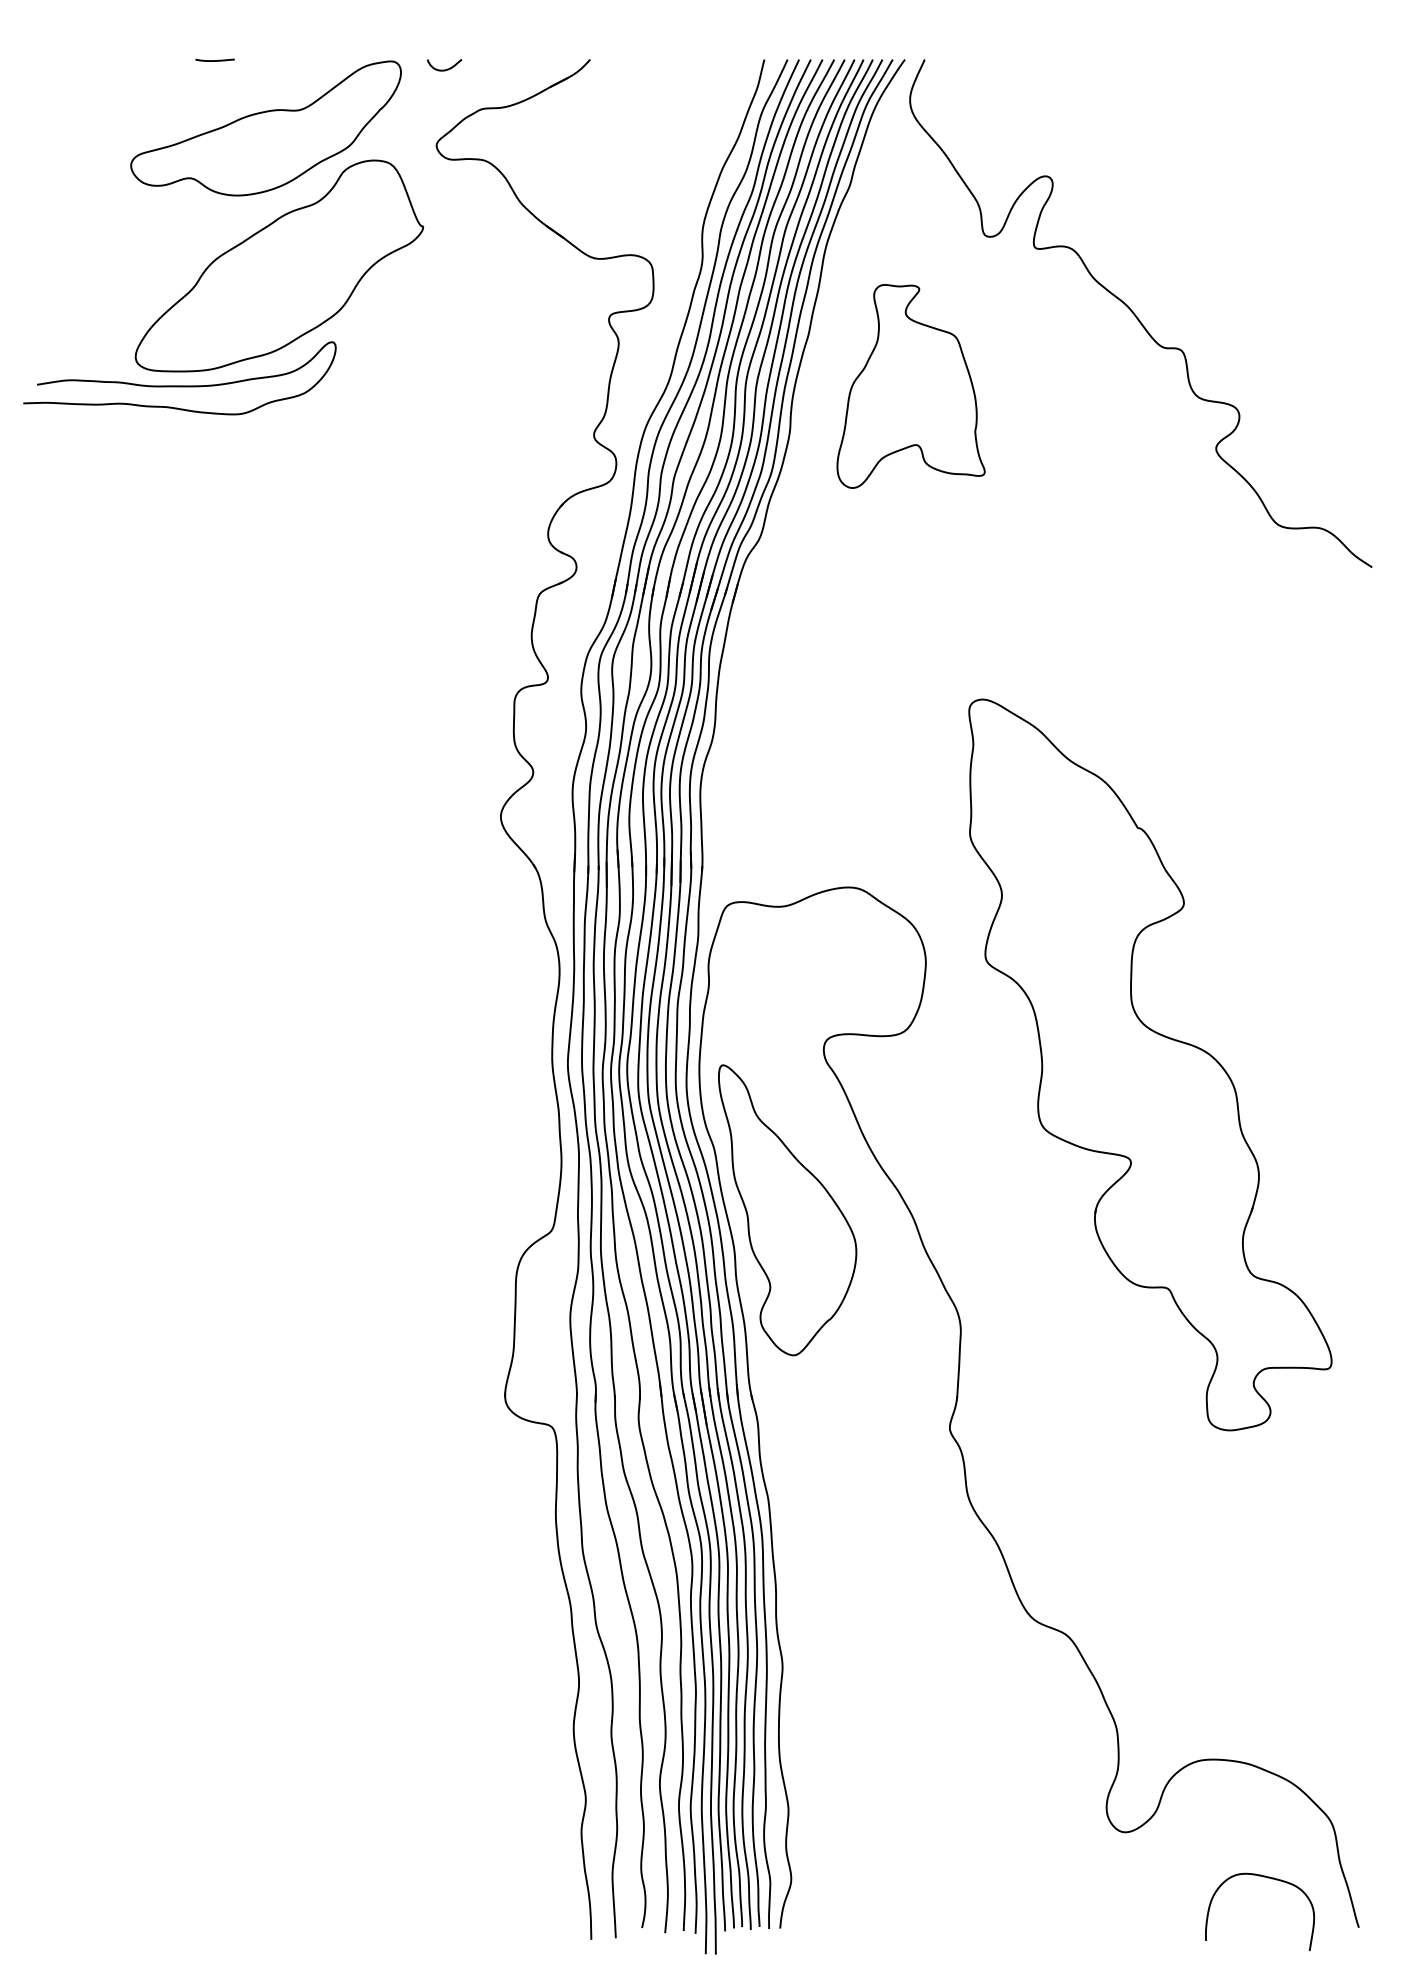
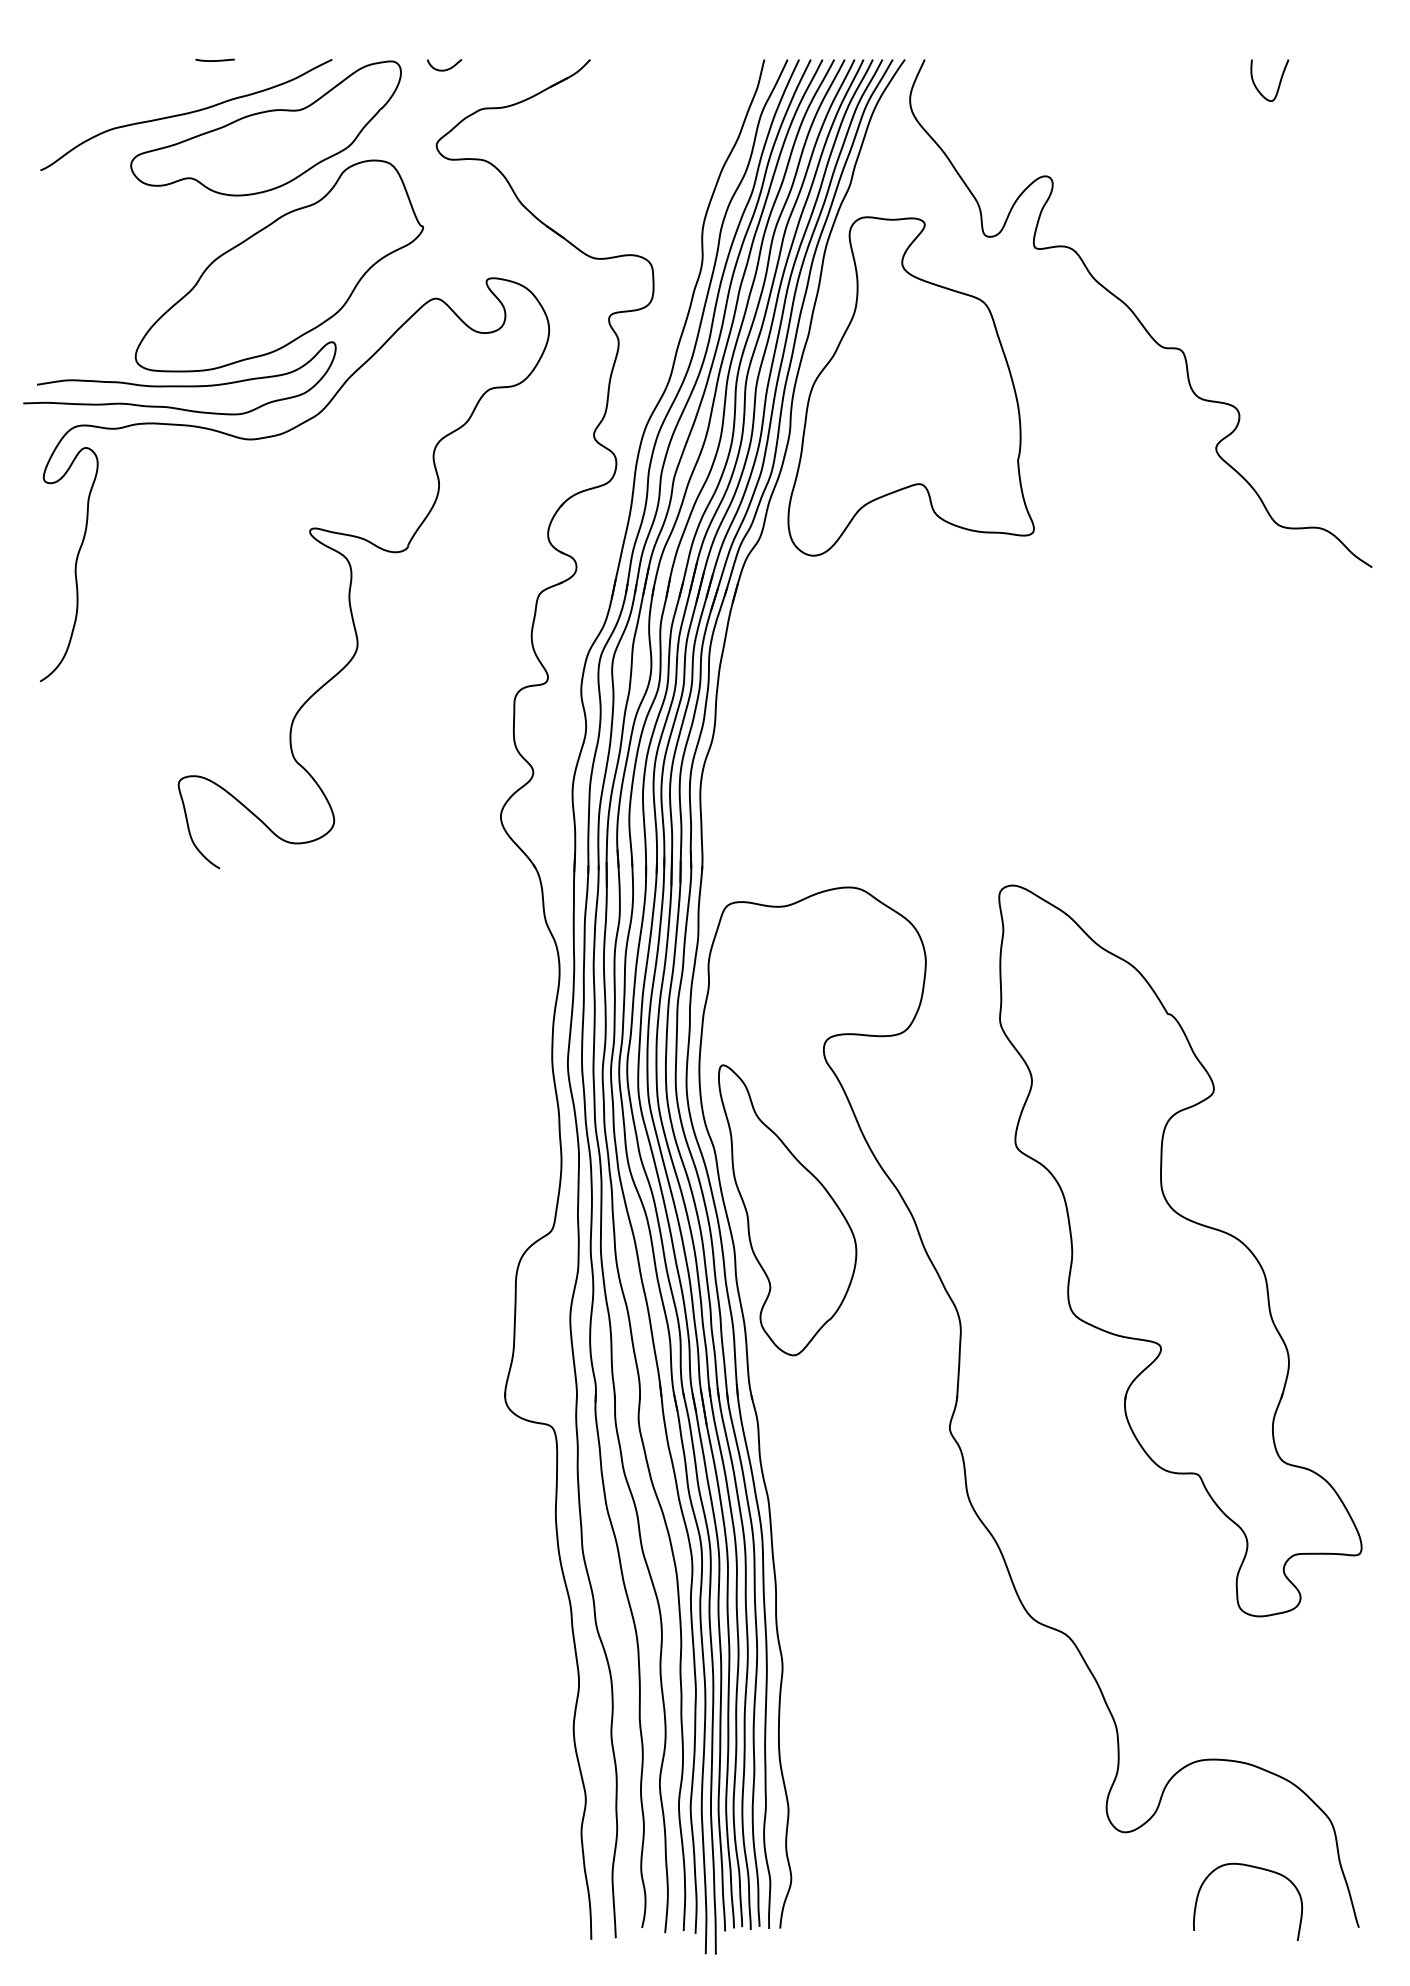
curve: none -> present (1278, 84)
curve: none -> present (186, 114)
part size: 150x205 px -> 248x341 px (910, 386)
part: none -> present (319, 543)
part position: (1150, 1064) -> (1180, 1250) (1180, 1250)
curve position: (1267, 1878) -> (1255, 1868) (1255, 1868)
